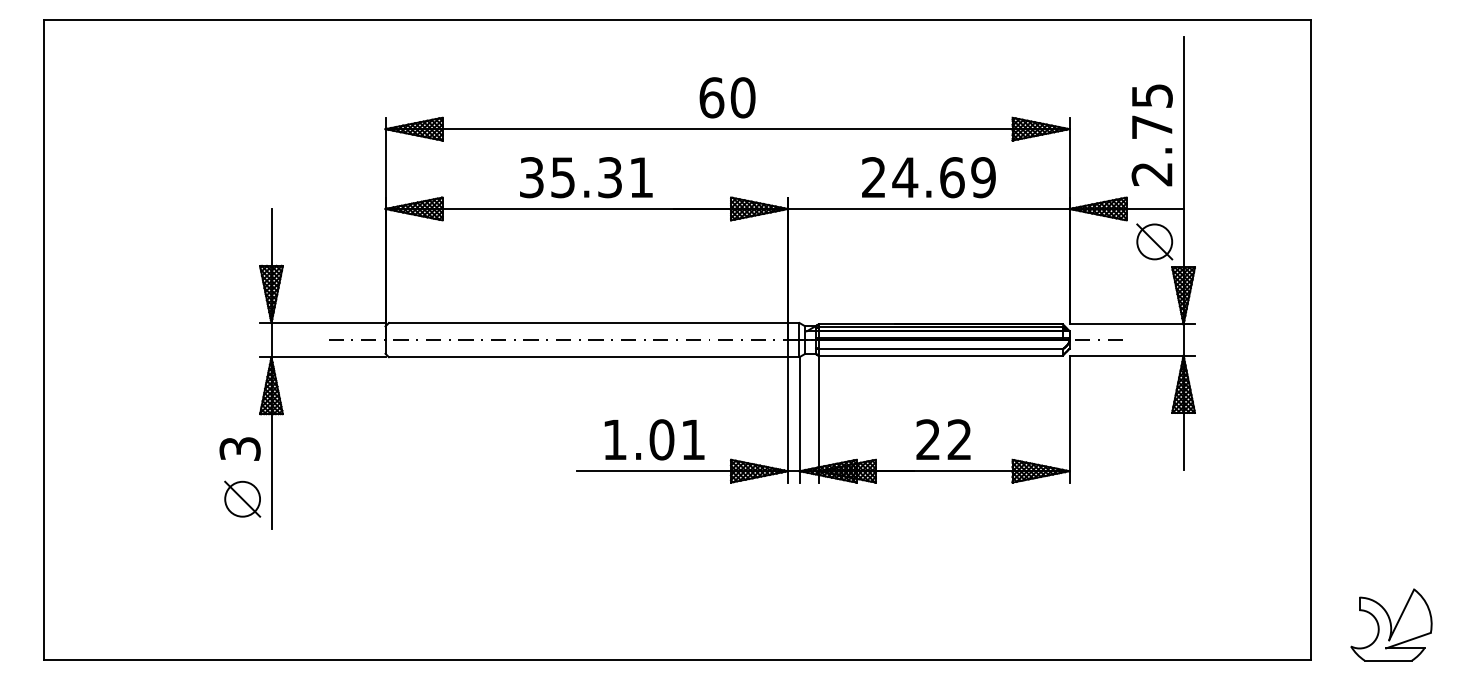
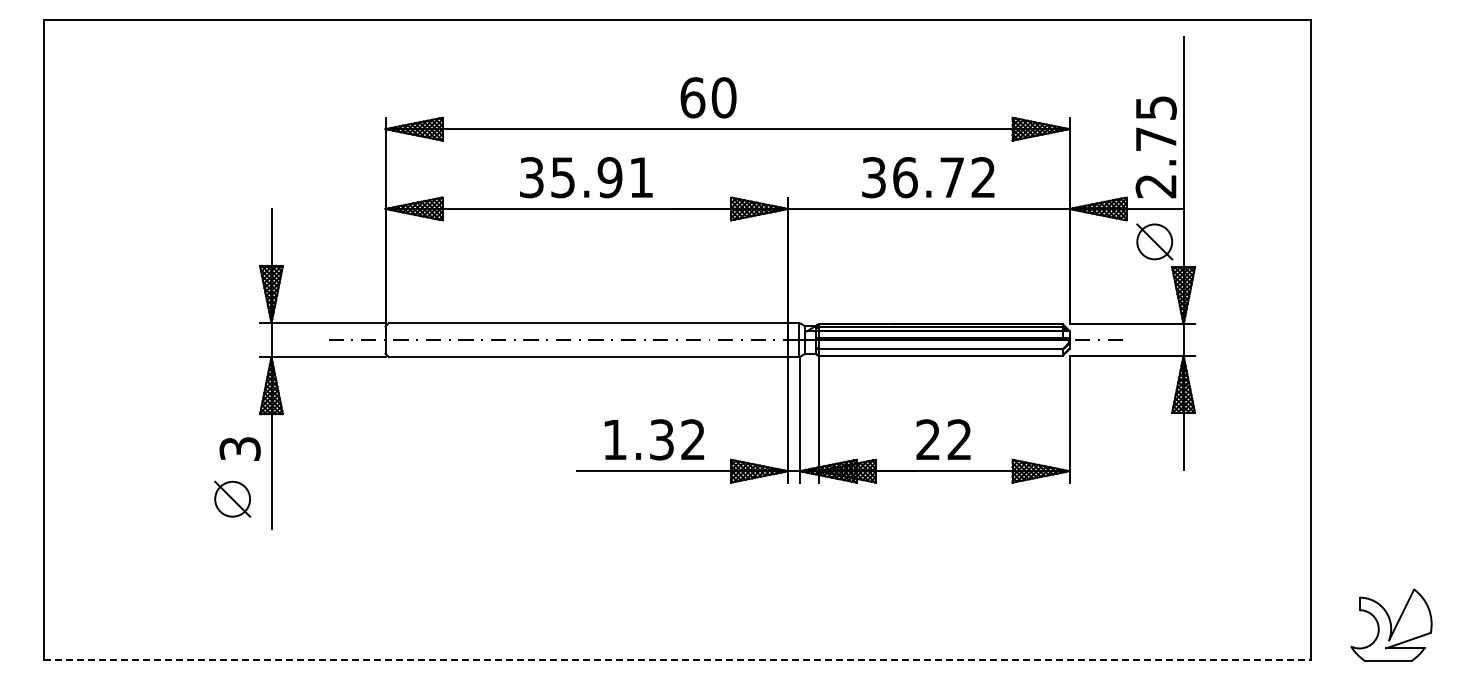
text position: (727, 97) -> (708, 97) (708, 97)
text position: (1151, 135) -> (1155, 147) (1155, 147)
text: 35.31 -> 35.91 (609, 177)
text: 24.69 -> 36.72 (928, 177)
text: 1.01 -> 1.32 (676, 439)
part position: (242, 498) -> (232, 498) (232, 498)
line: solid -> dashed (678, 659)
